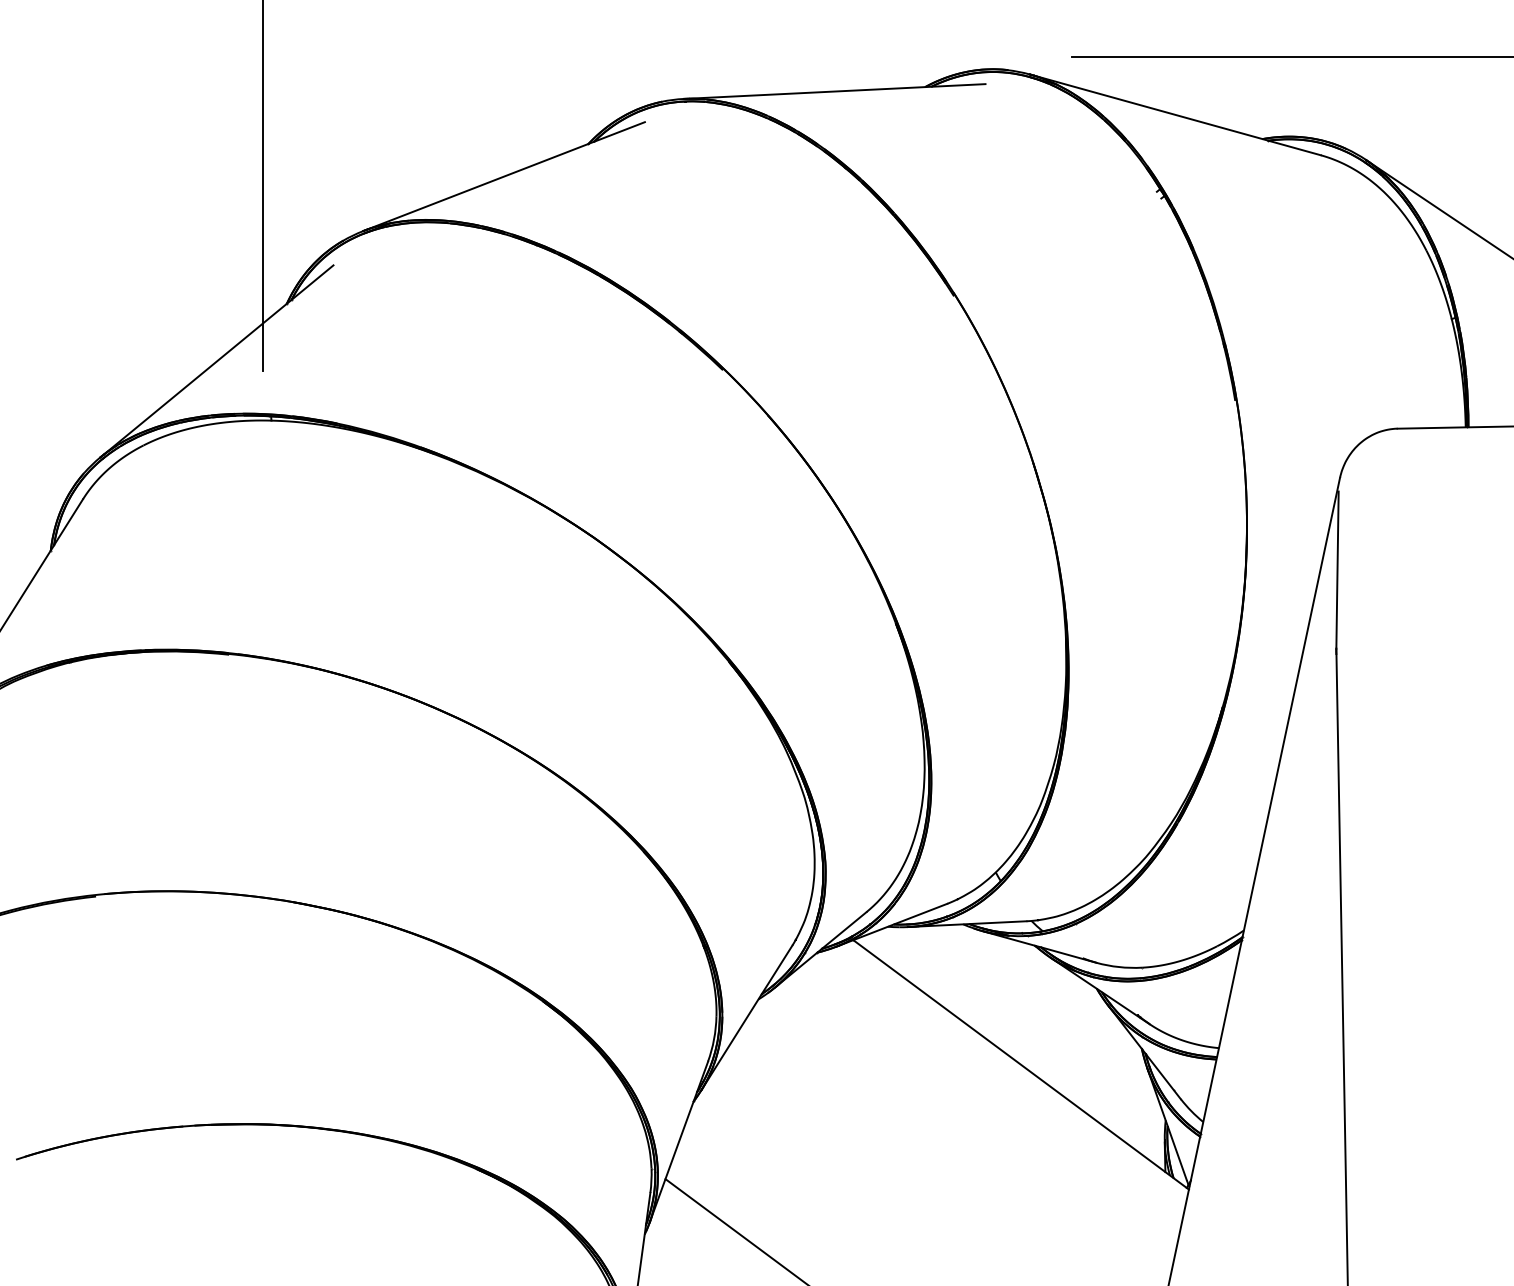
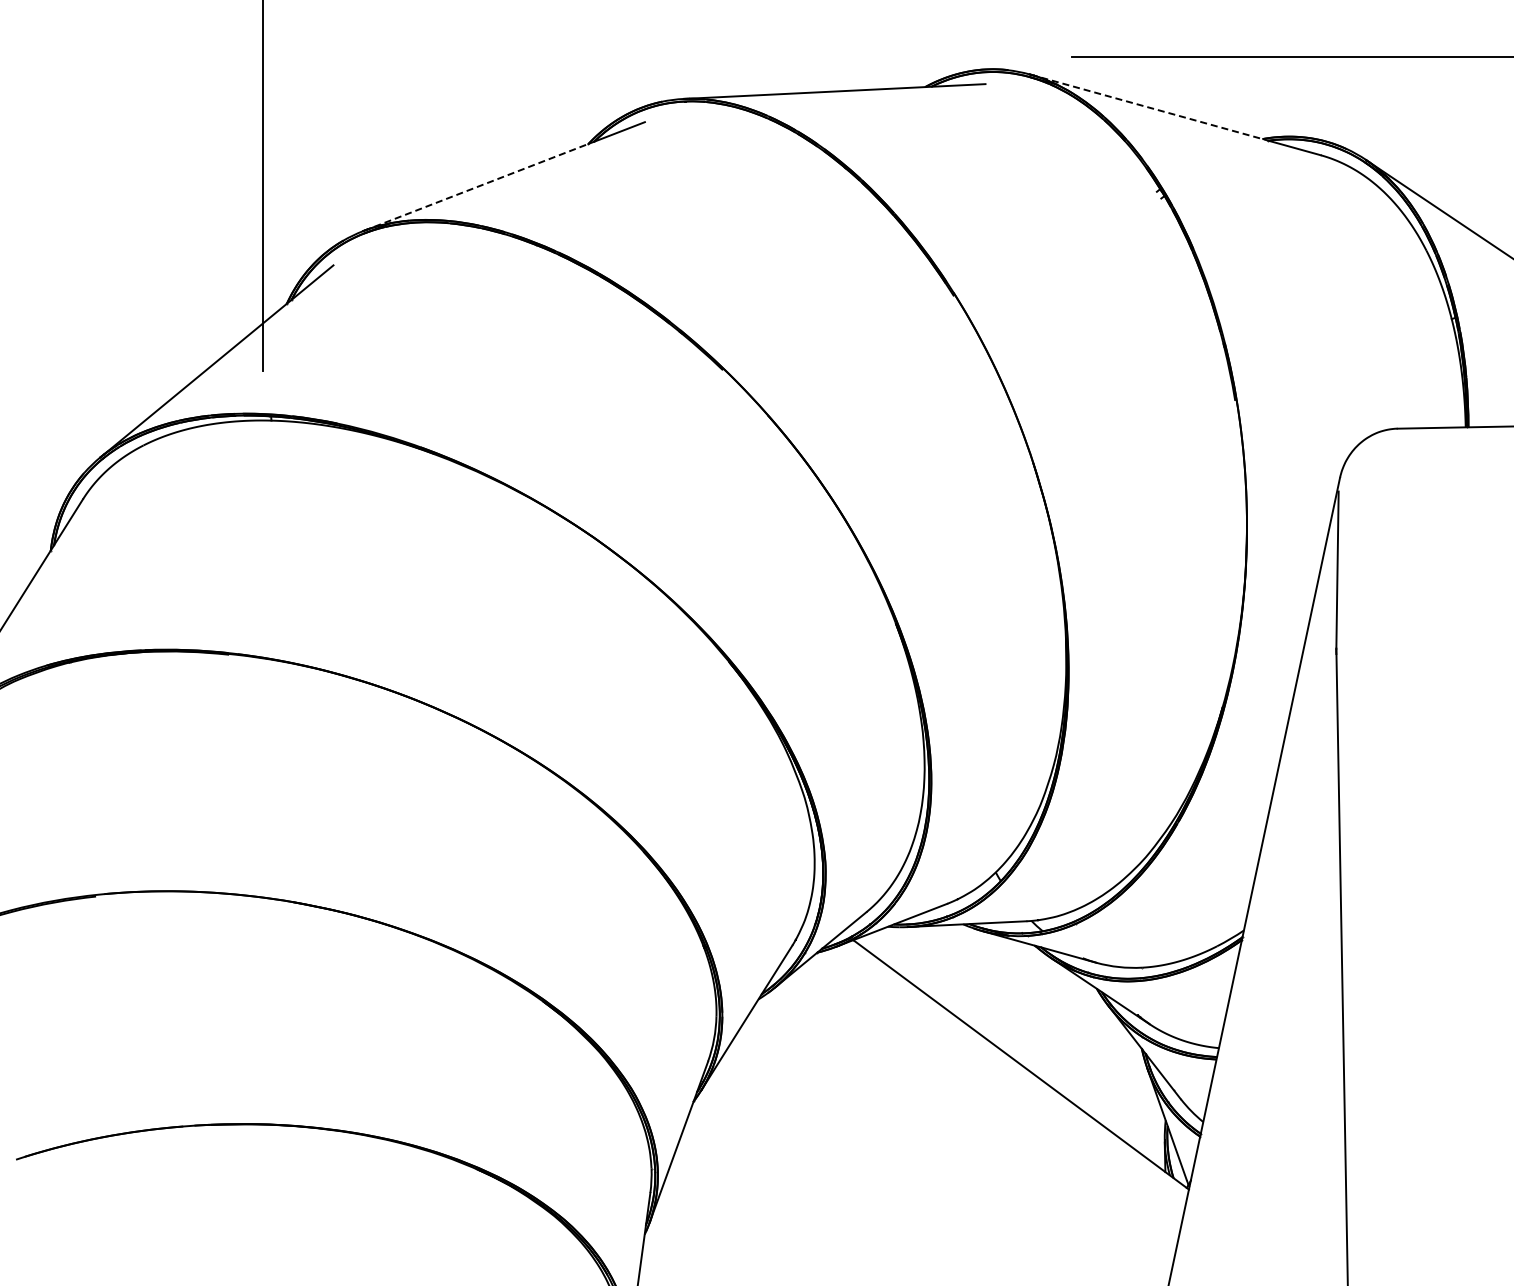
line: solid -> dashed (1150, 107)
line: solid -> dashed (476, 187)
line: present -> none (734, 1230)
